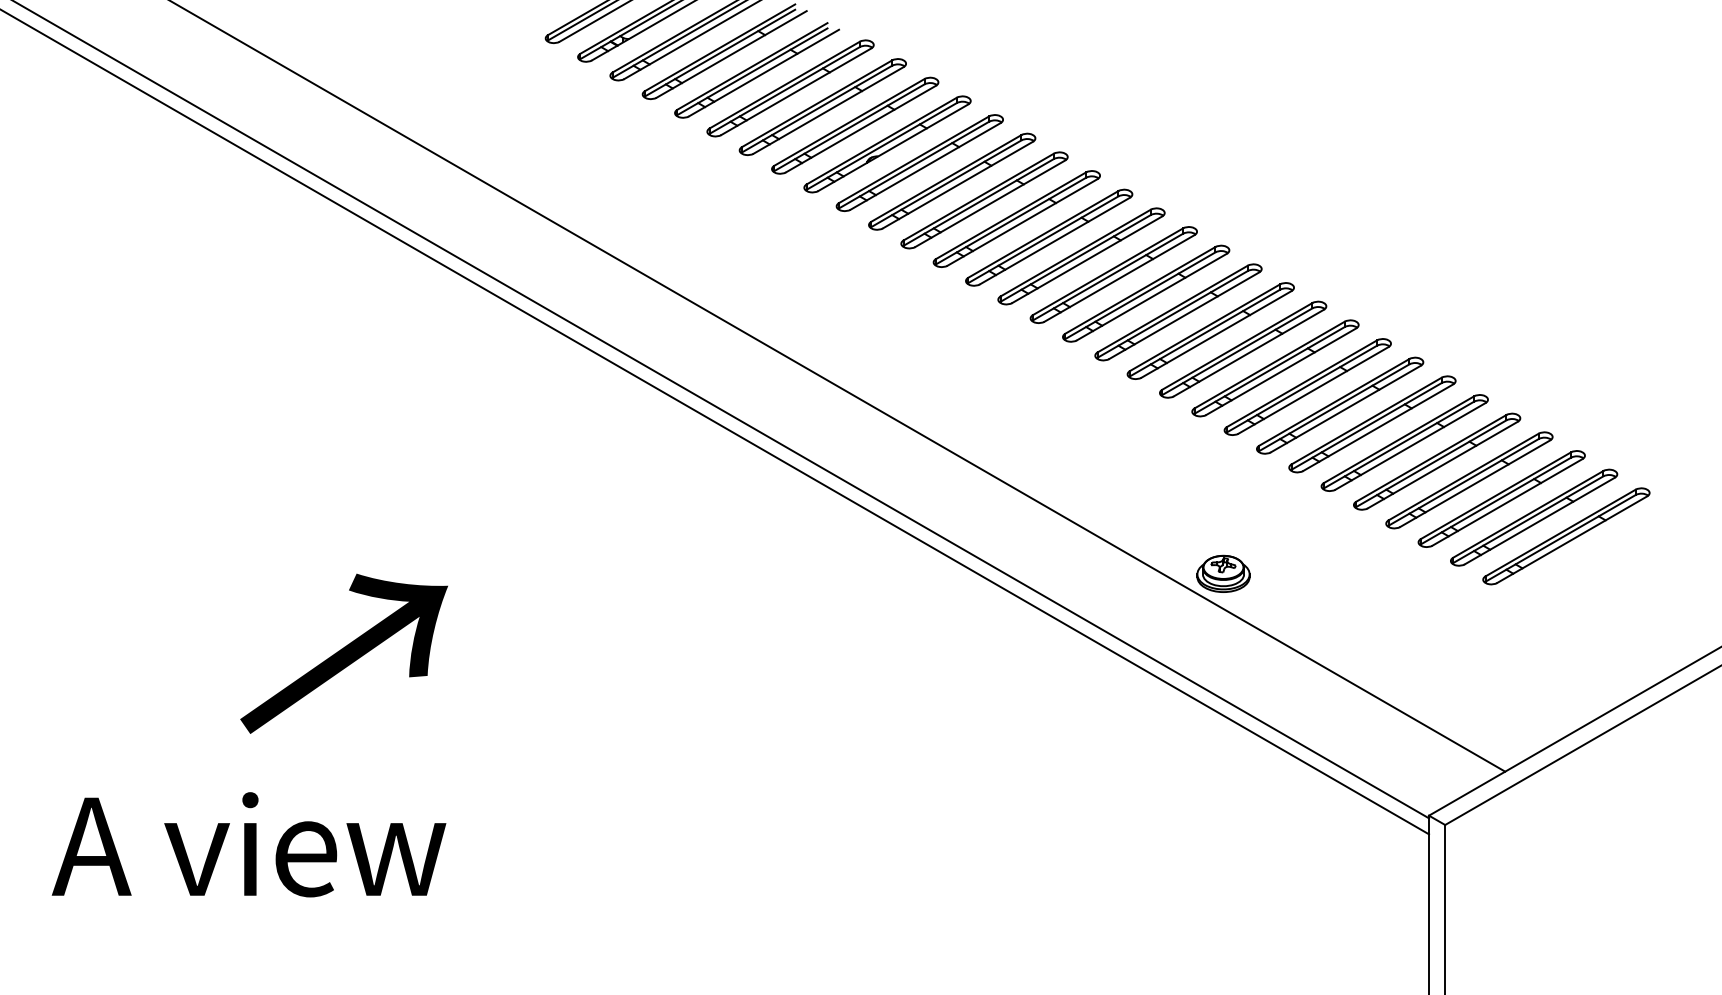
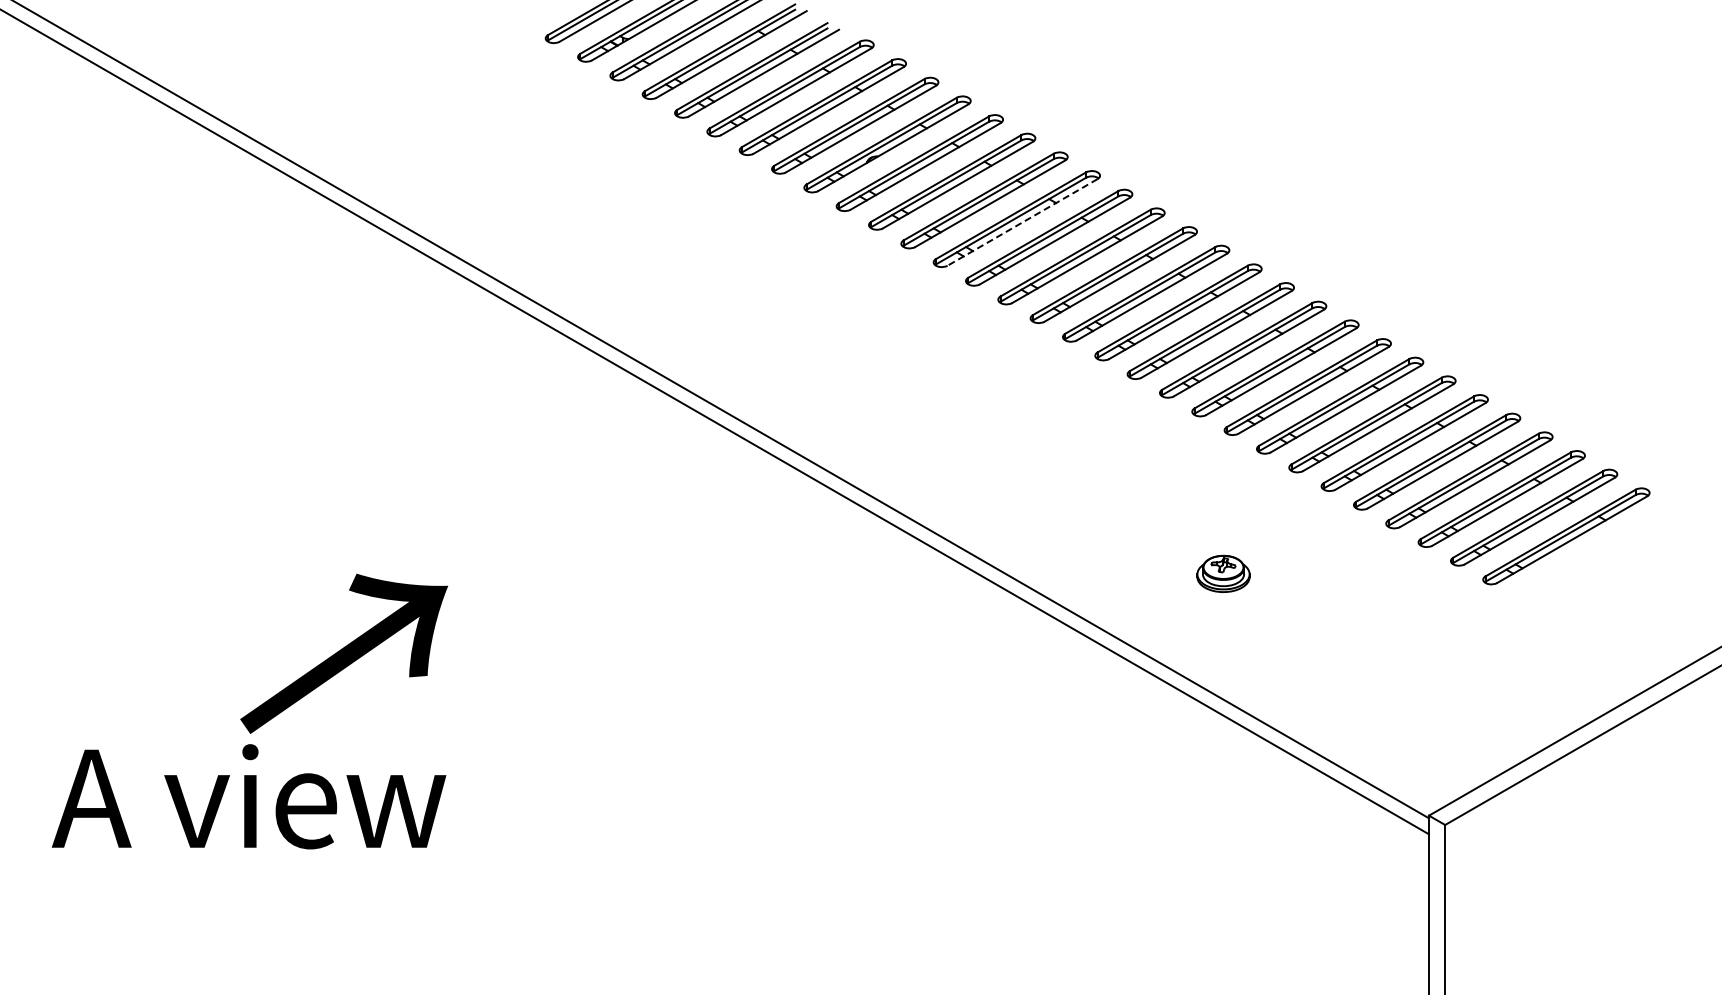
line: solid -> dashed (1022, 222)
line: present -> none (838, 386)
text position: (248, 844) -> (248, 796) (248, 796)
